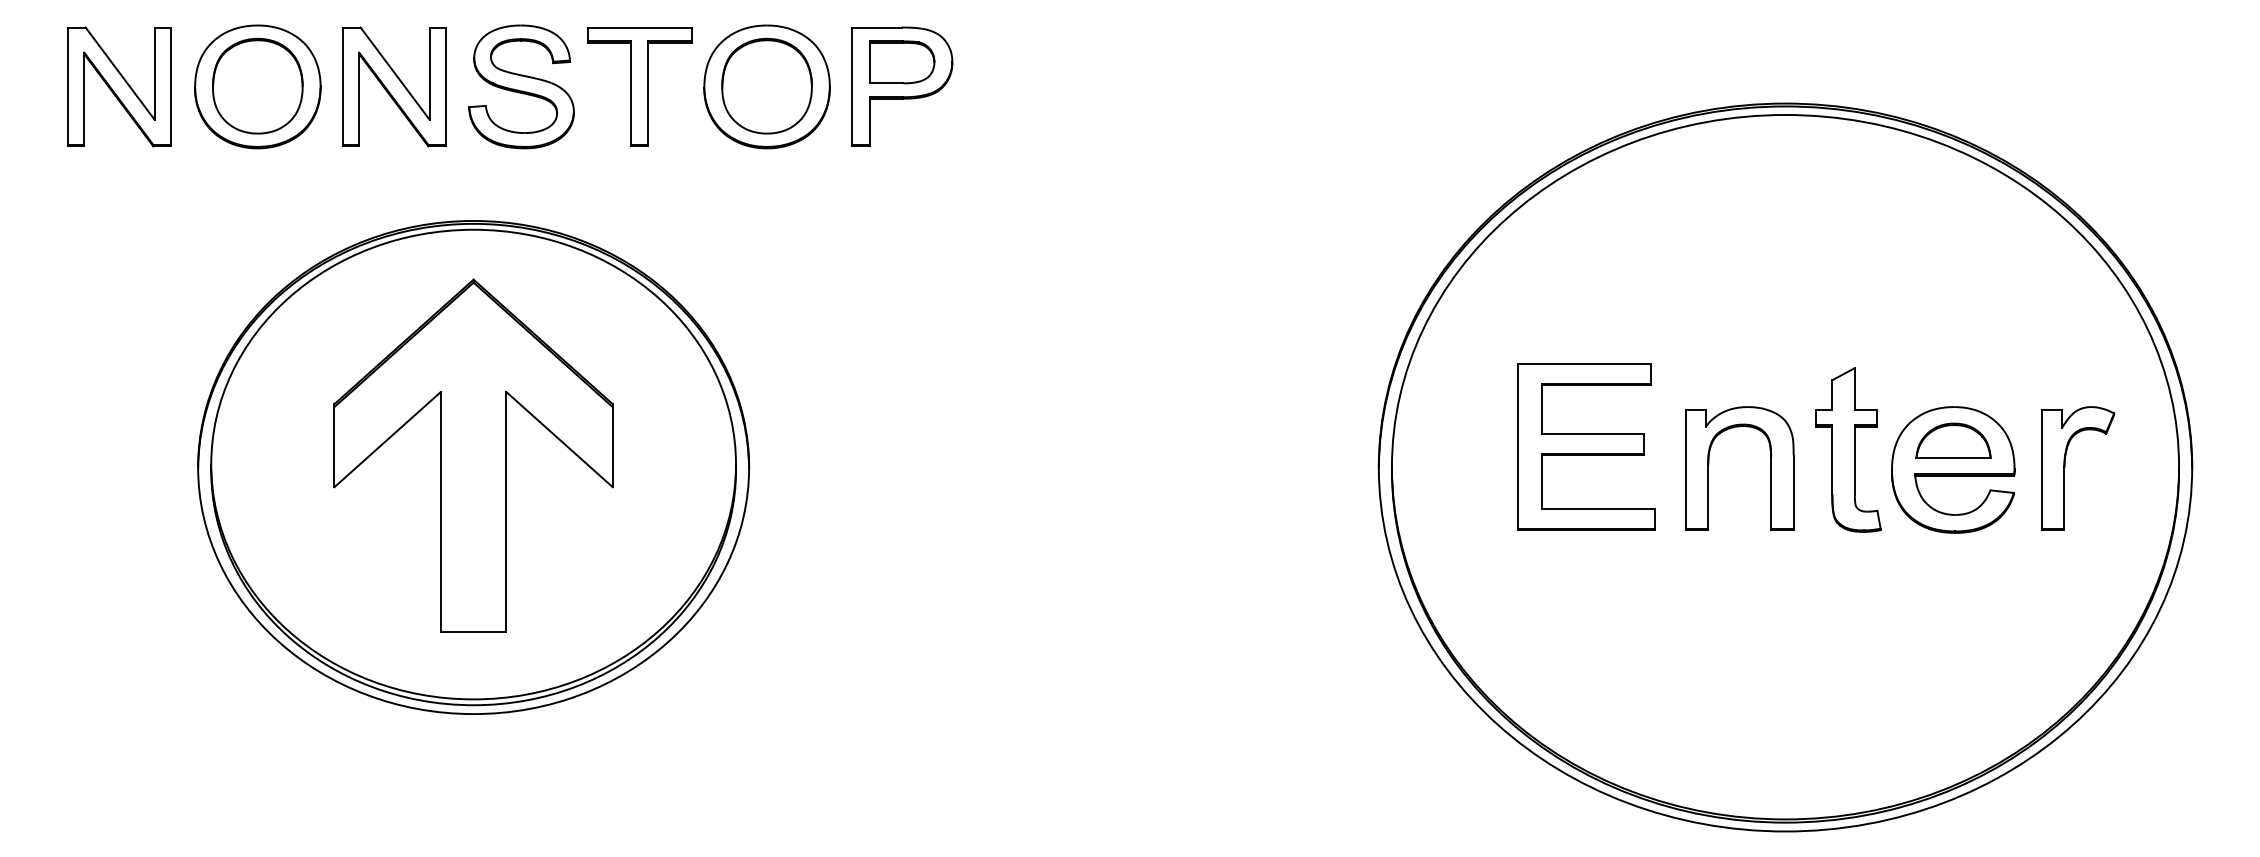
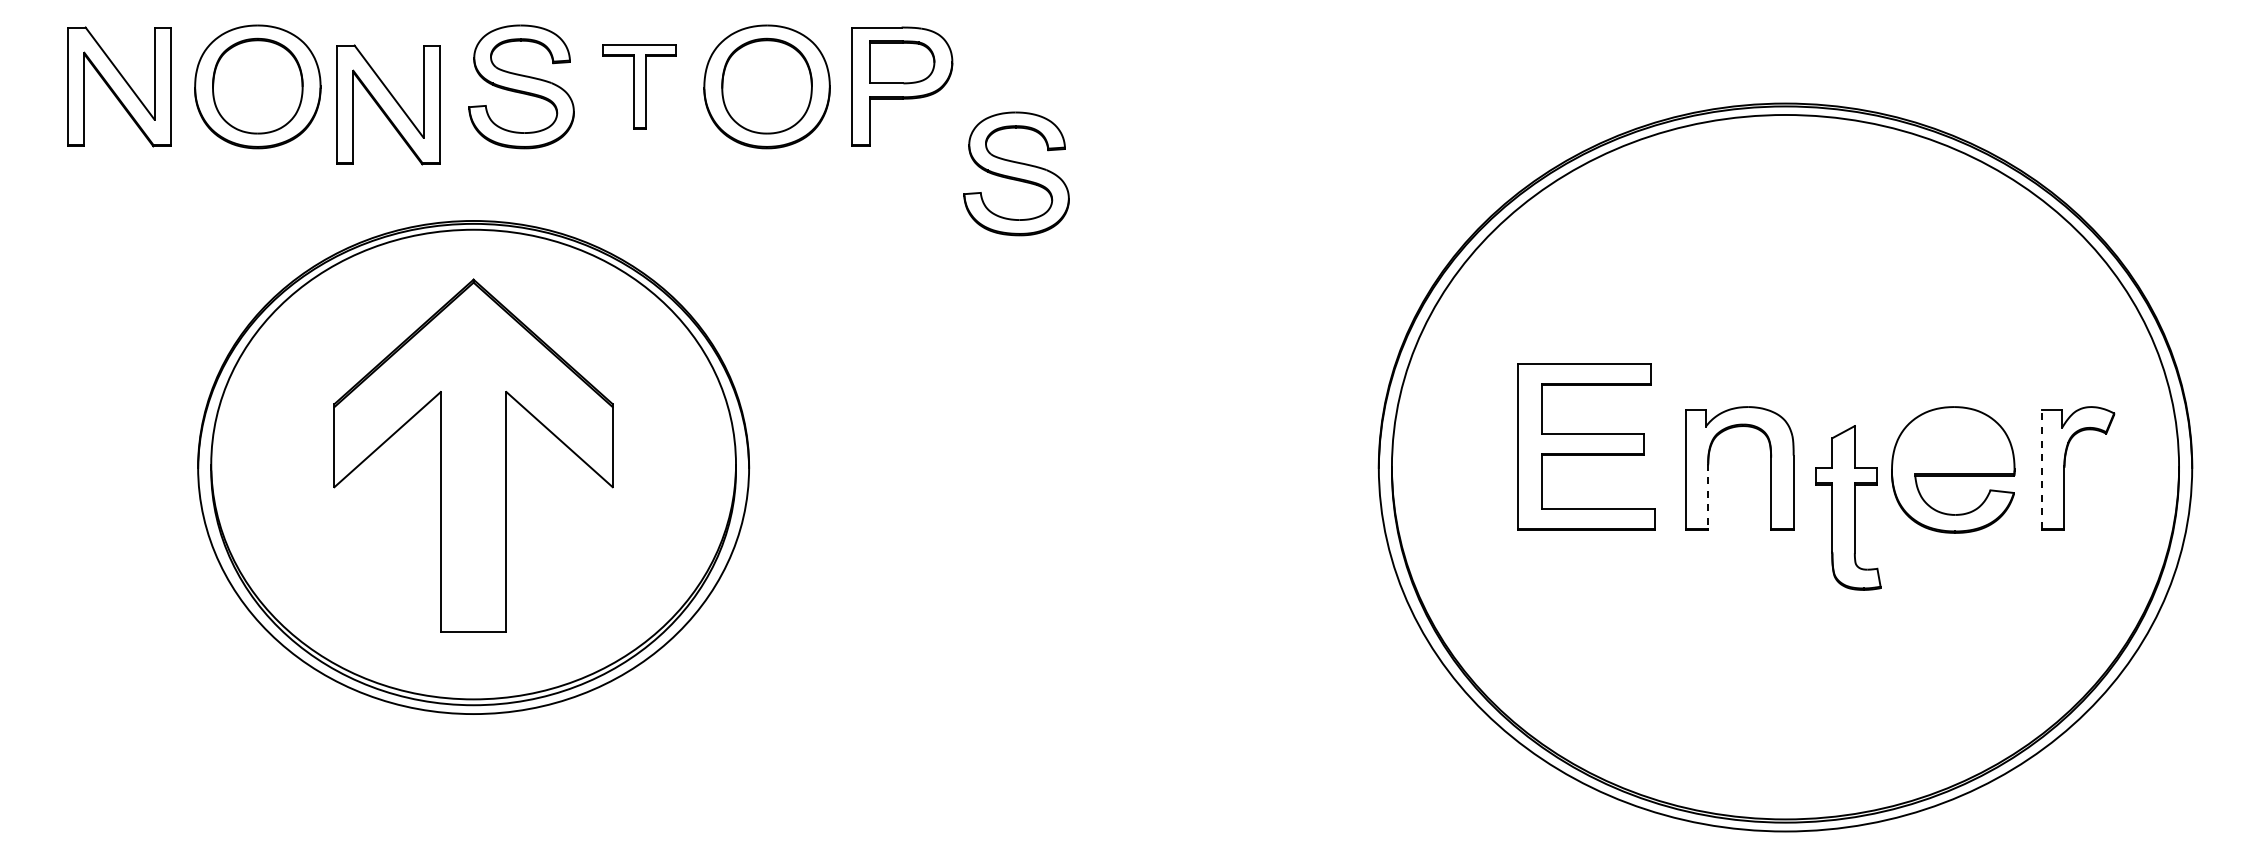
part position: (394, 86) -> (388, 104) (388, 104)
part size: 106x120 px -> 75x86 px (639, 86)
part: none -> present (1016, 173)
part: present -> none (1953, 440)
part position: (1848, 449) -> (1848, 507) (1848, 507)
line: solid -> dashed (2041, 469)
line: solid -> dashed (1708, 496)
